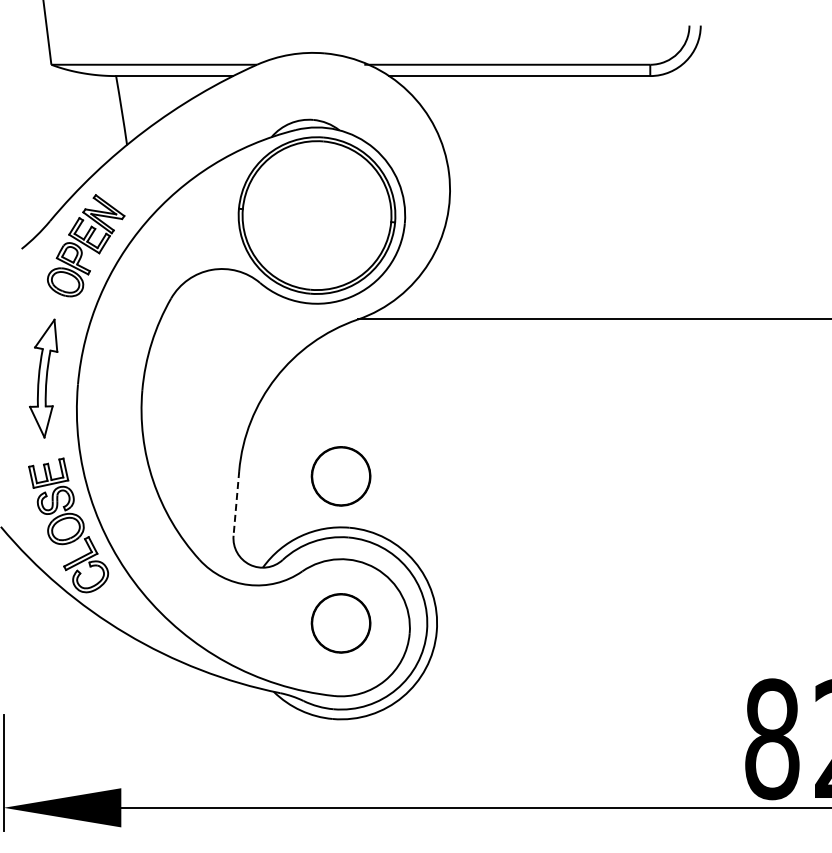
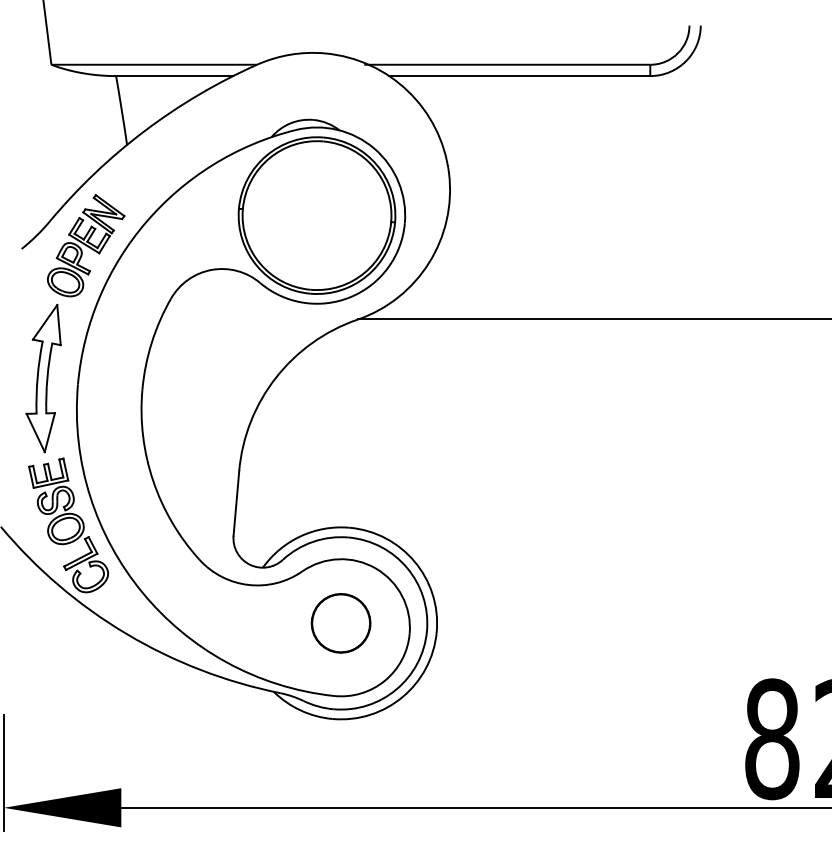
part size: 30x121 px -> 37x150 px (43, 378)
part: present -> none (340, 476)
line: dashed -> solid (236, 503)
